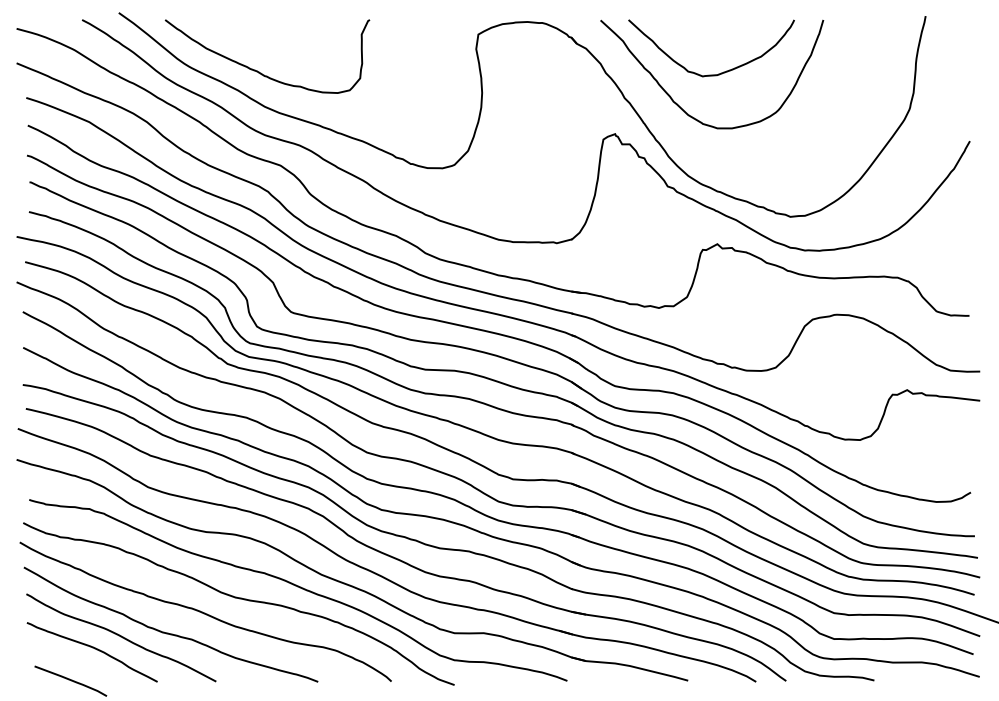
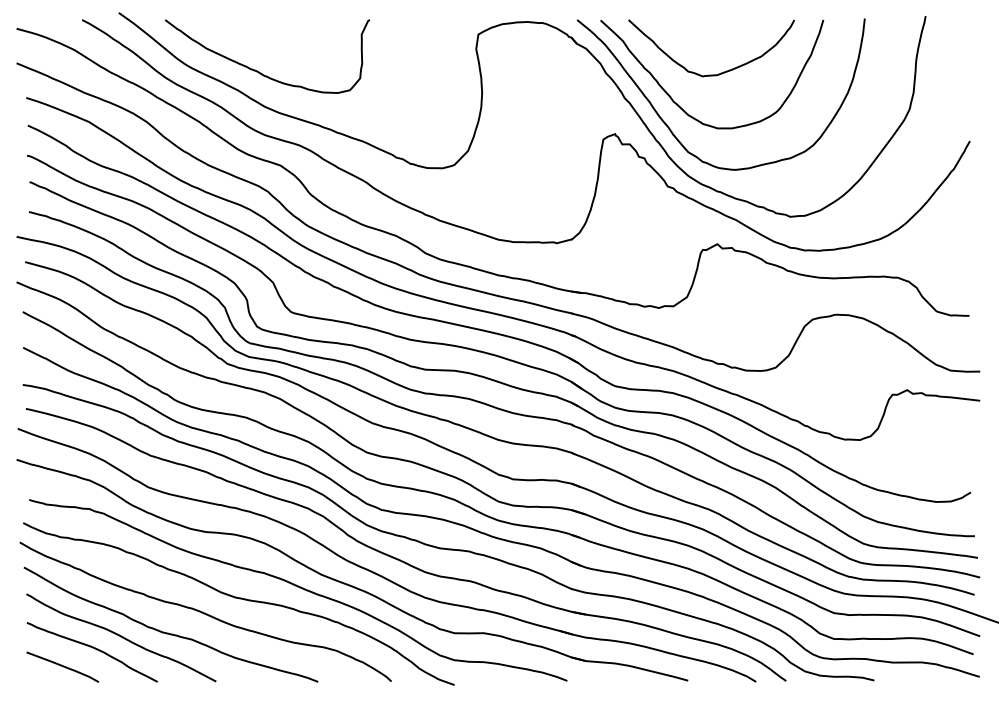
curve: none -> present (670, 128)
curve position: (70, 680) -> (62, 666) (62, 666)
